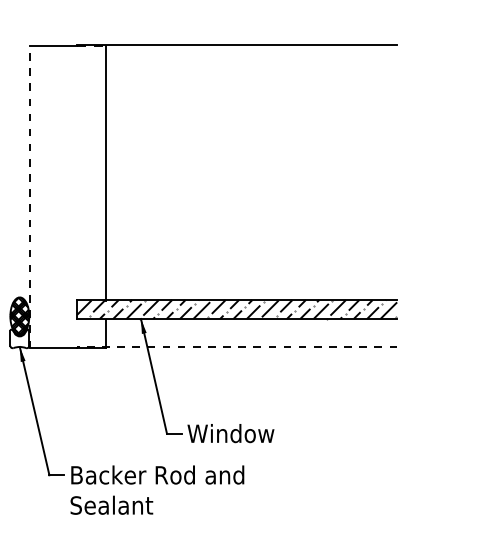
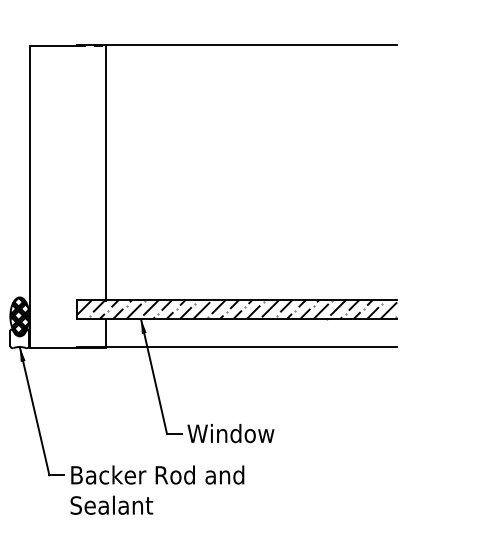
line: dashed -> solid (30, 196)
line: dashed -> solid (237, 347)
